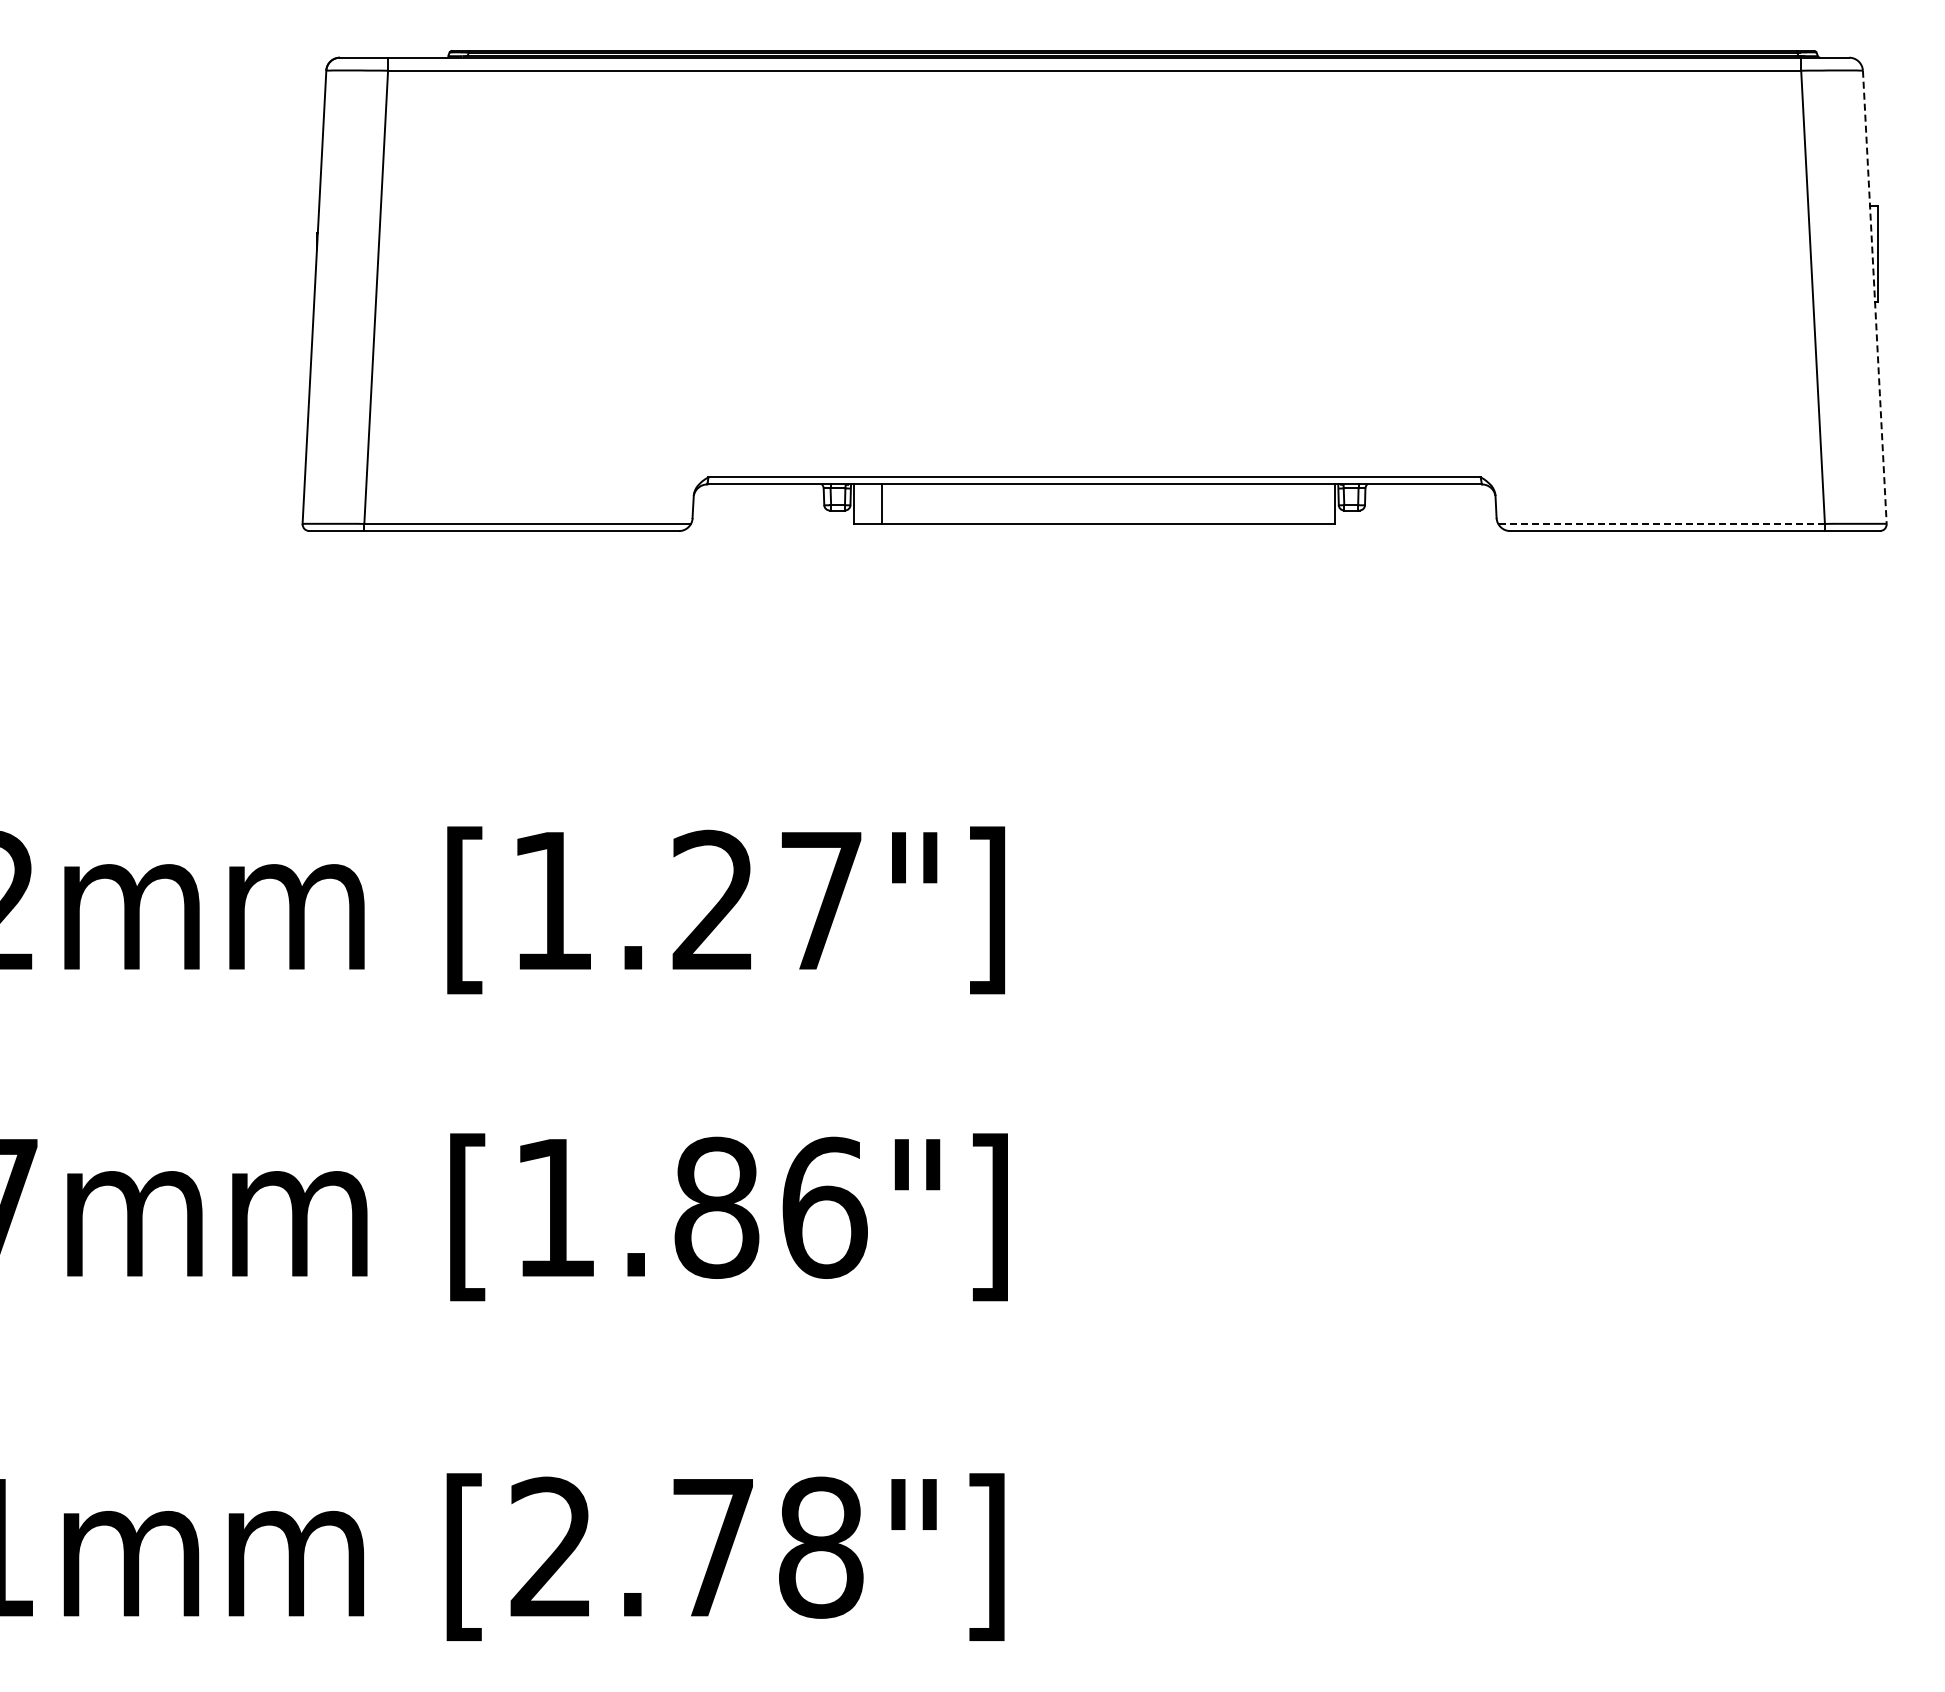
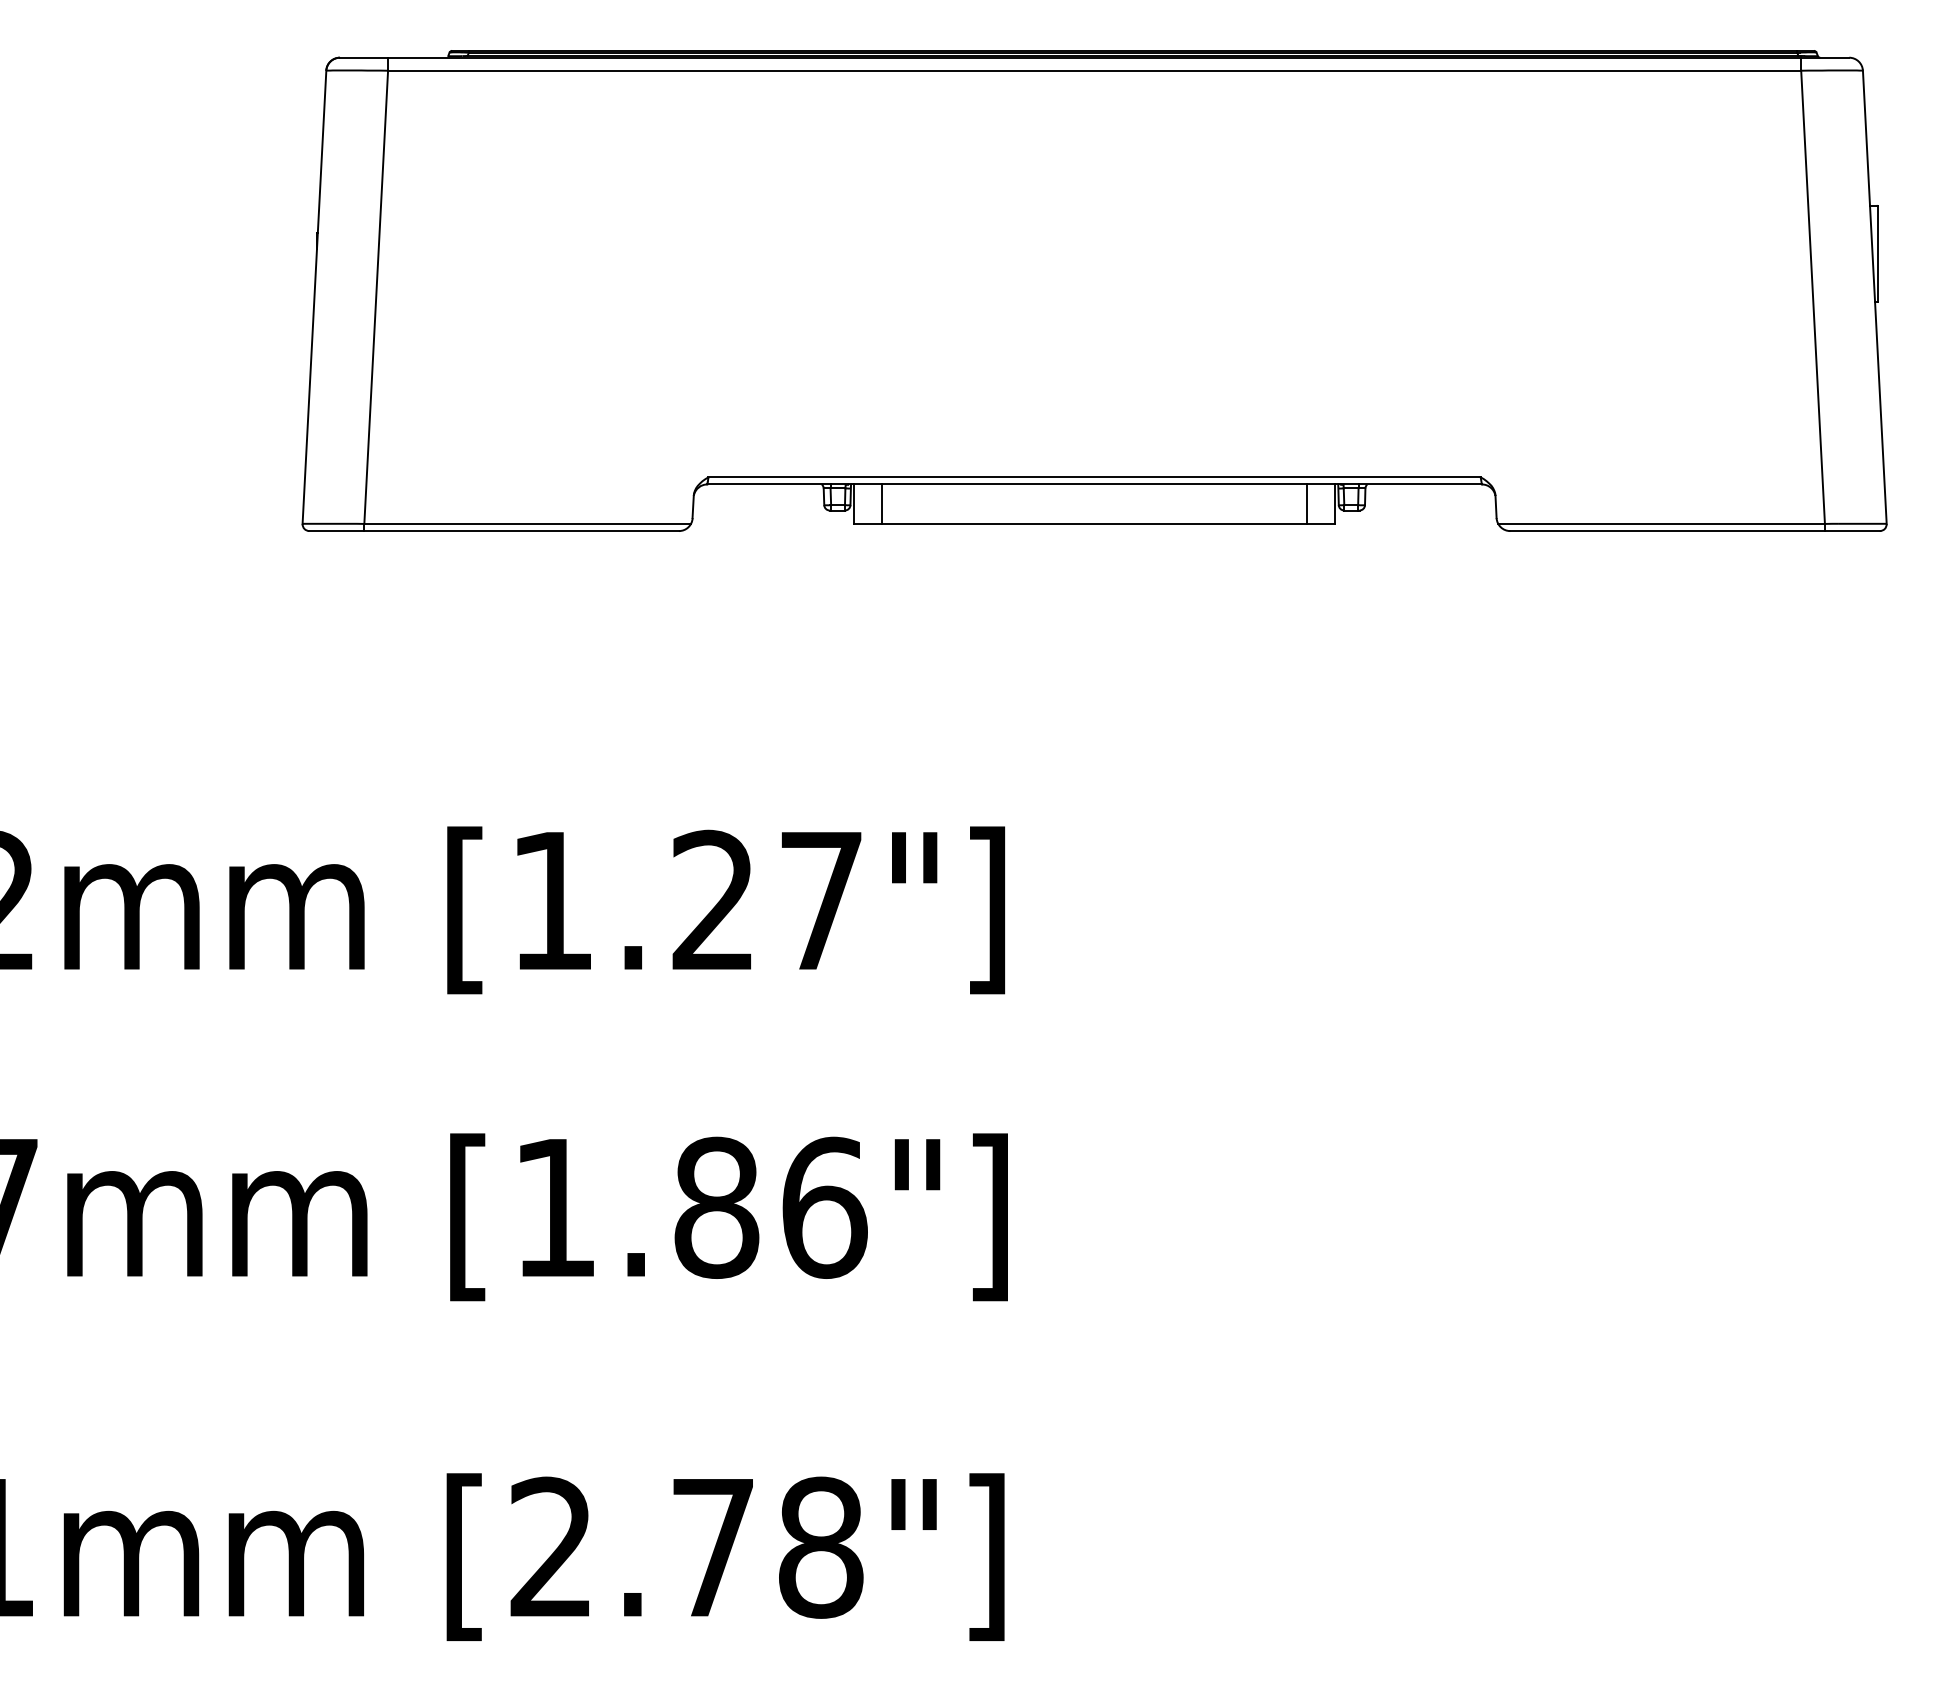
line: dashed -> solid (1874, 297)
line: none -> present (1307, 504)
line: dashed -> solid (1661, 523)
